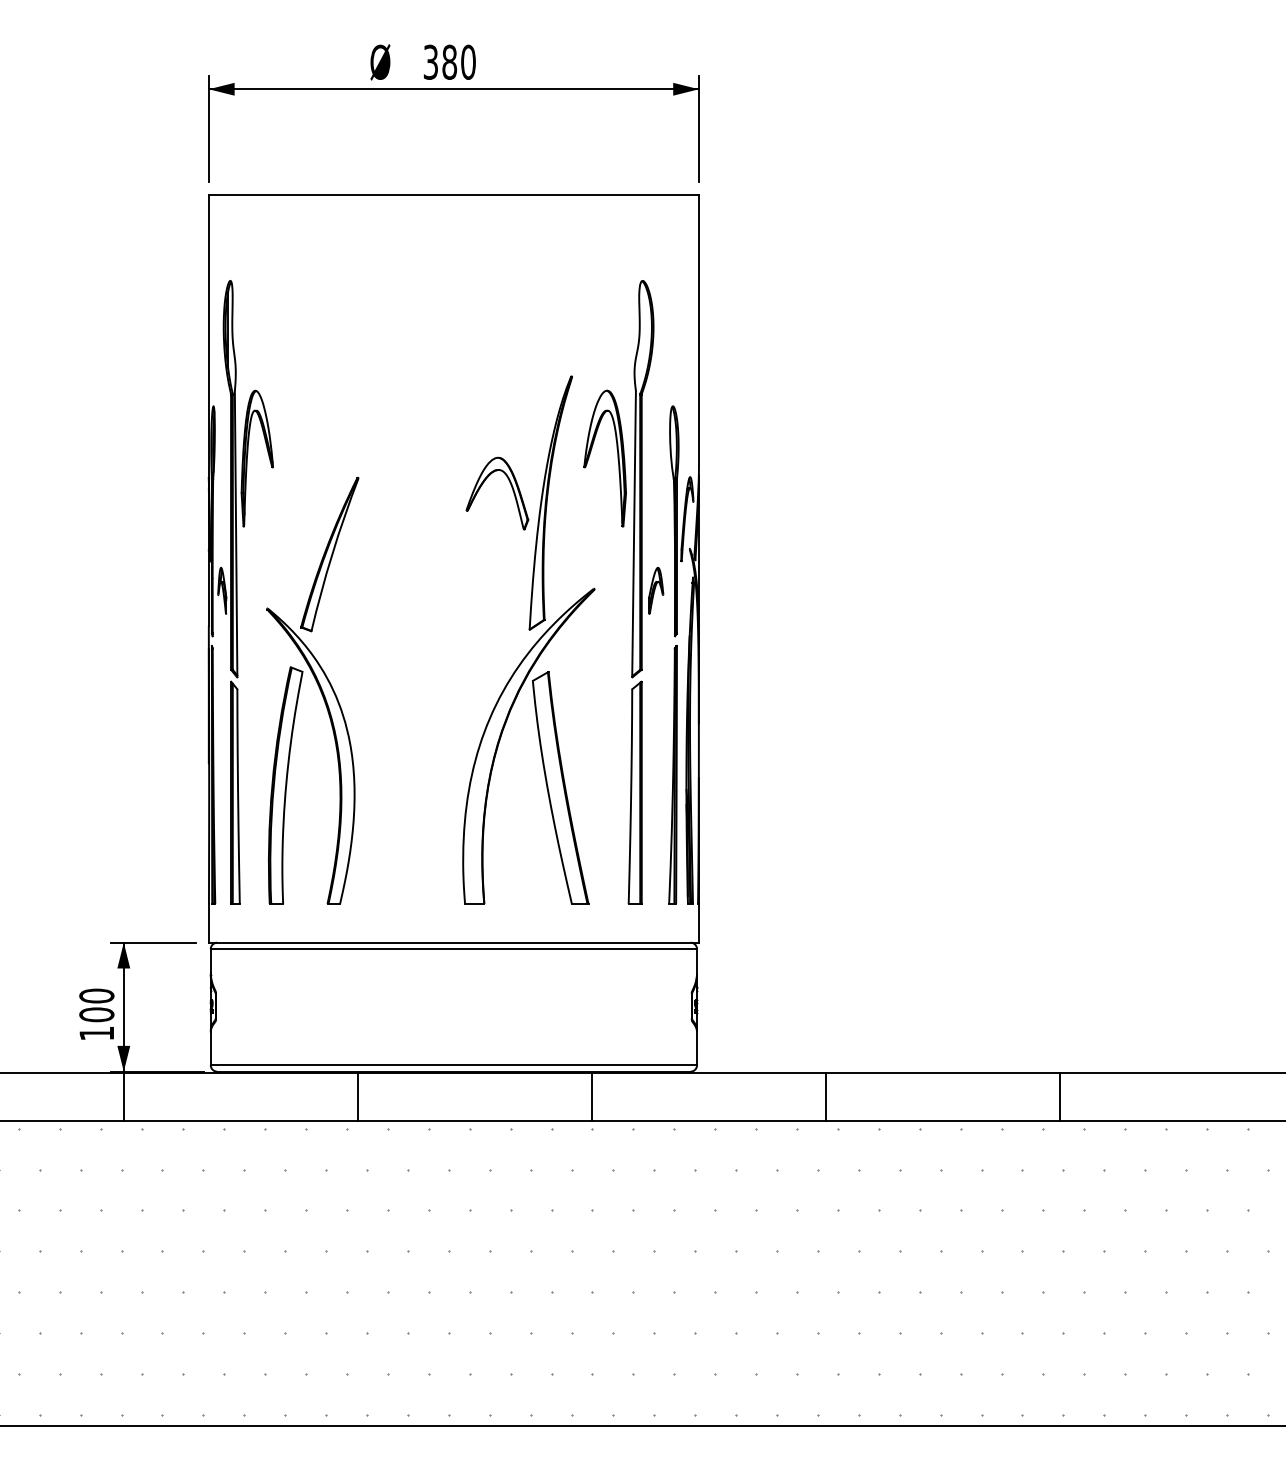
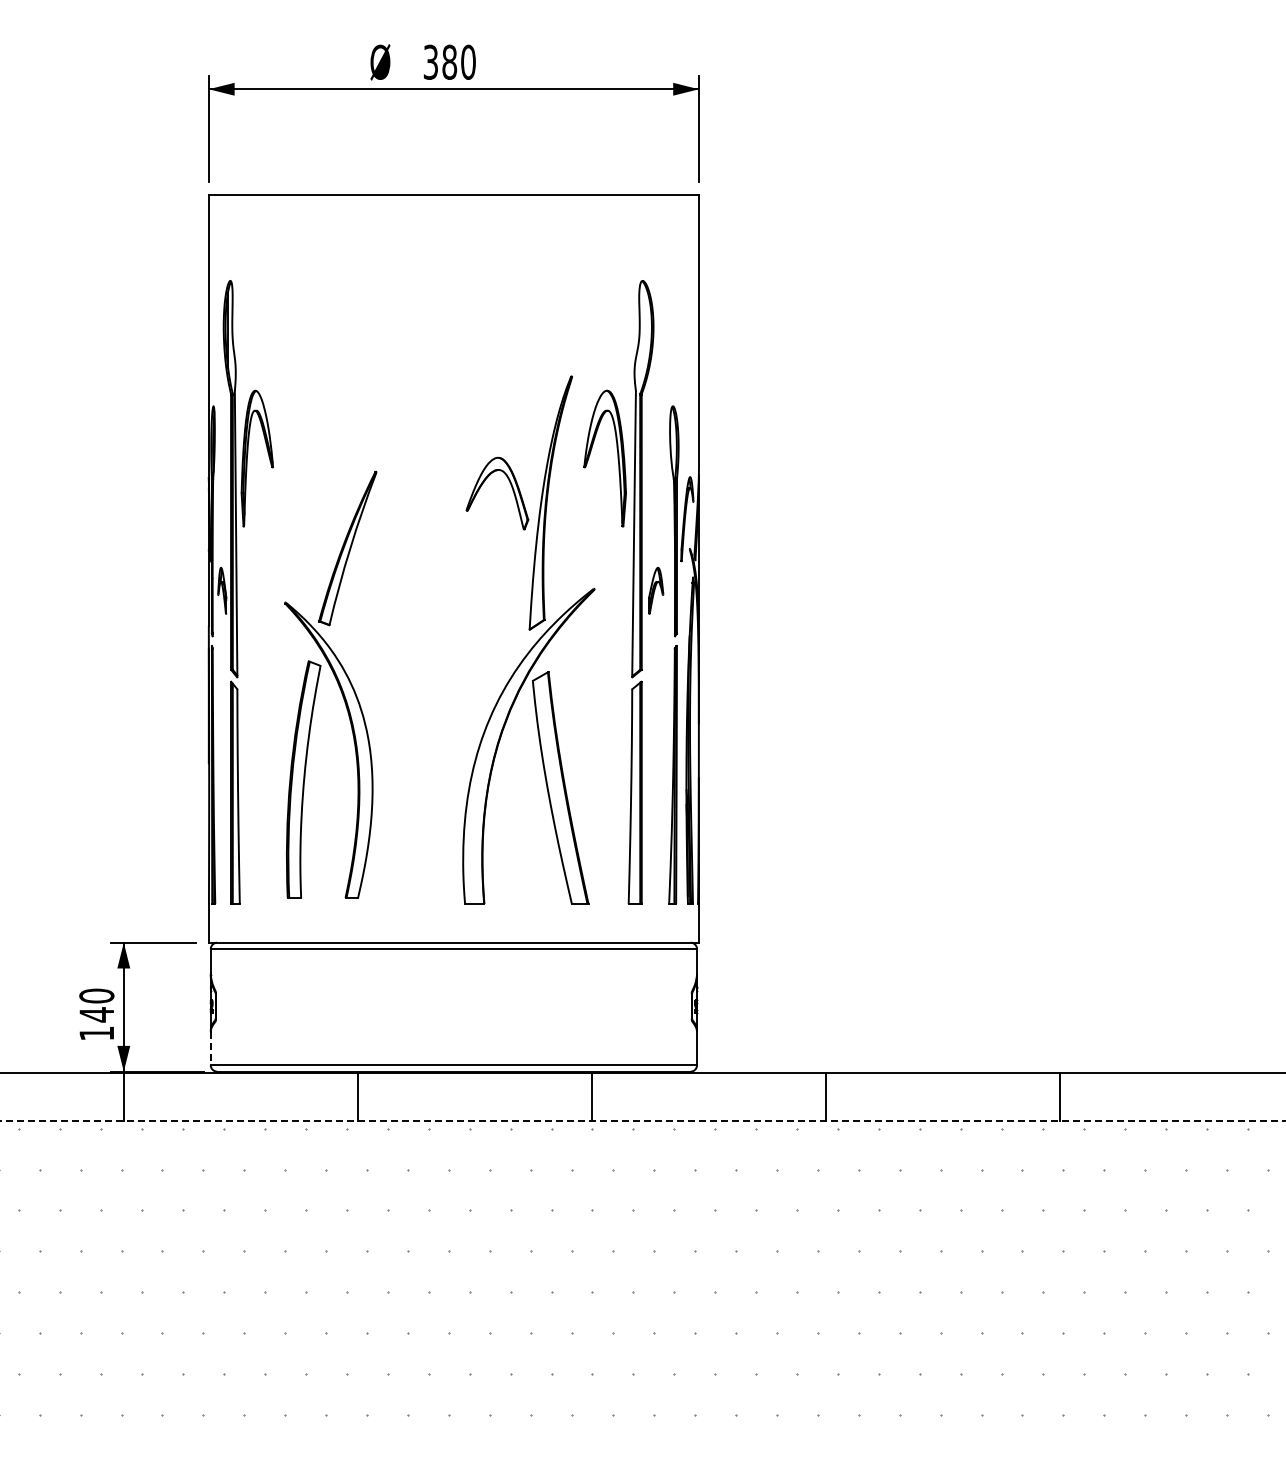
part position: (318, 687) -> (336, 681) (336, 681)
text: 100 -> 140 (96, 1014)
line: solid -> dashed (210, 1048)
line: solid -> dashed (642, 1121)
line: present -> none (642, 1426)
